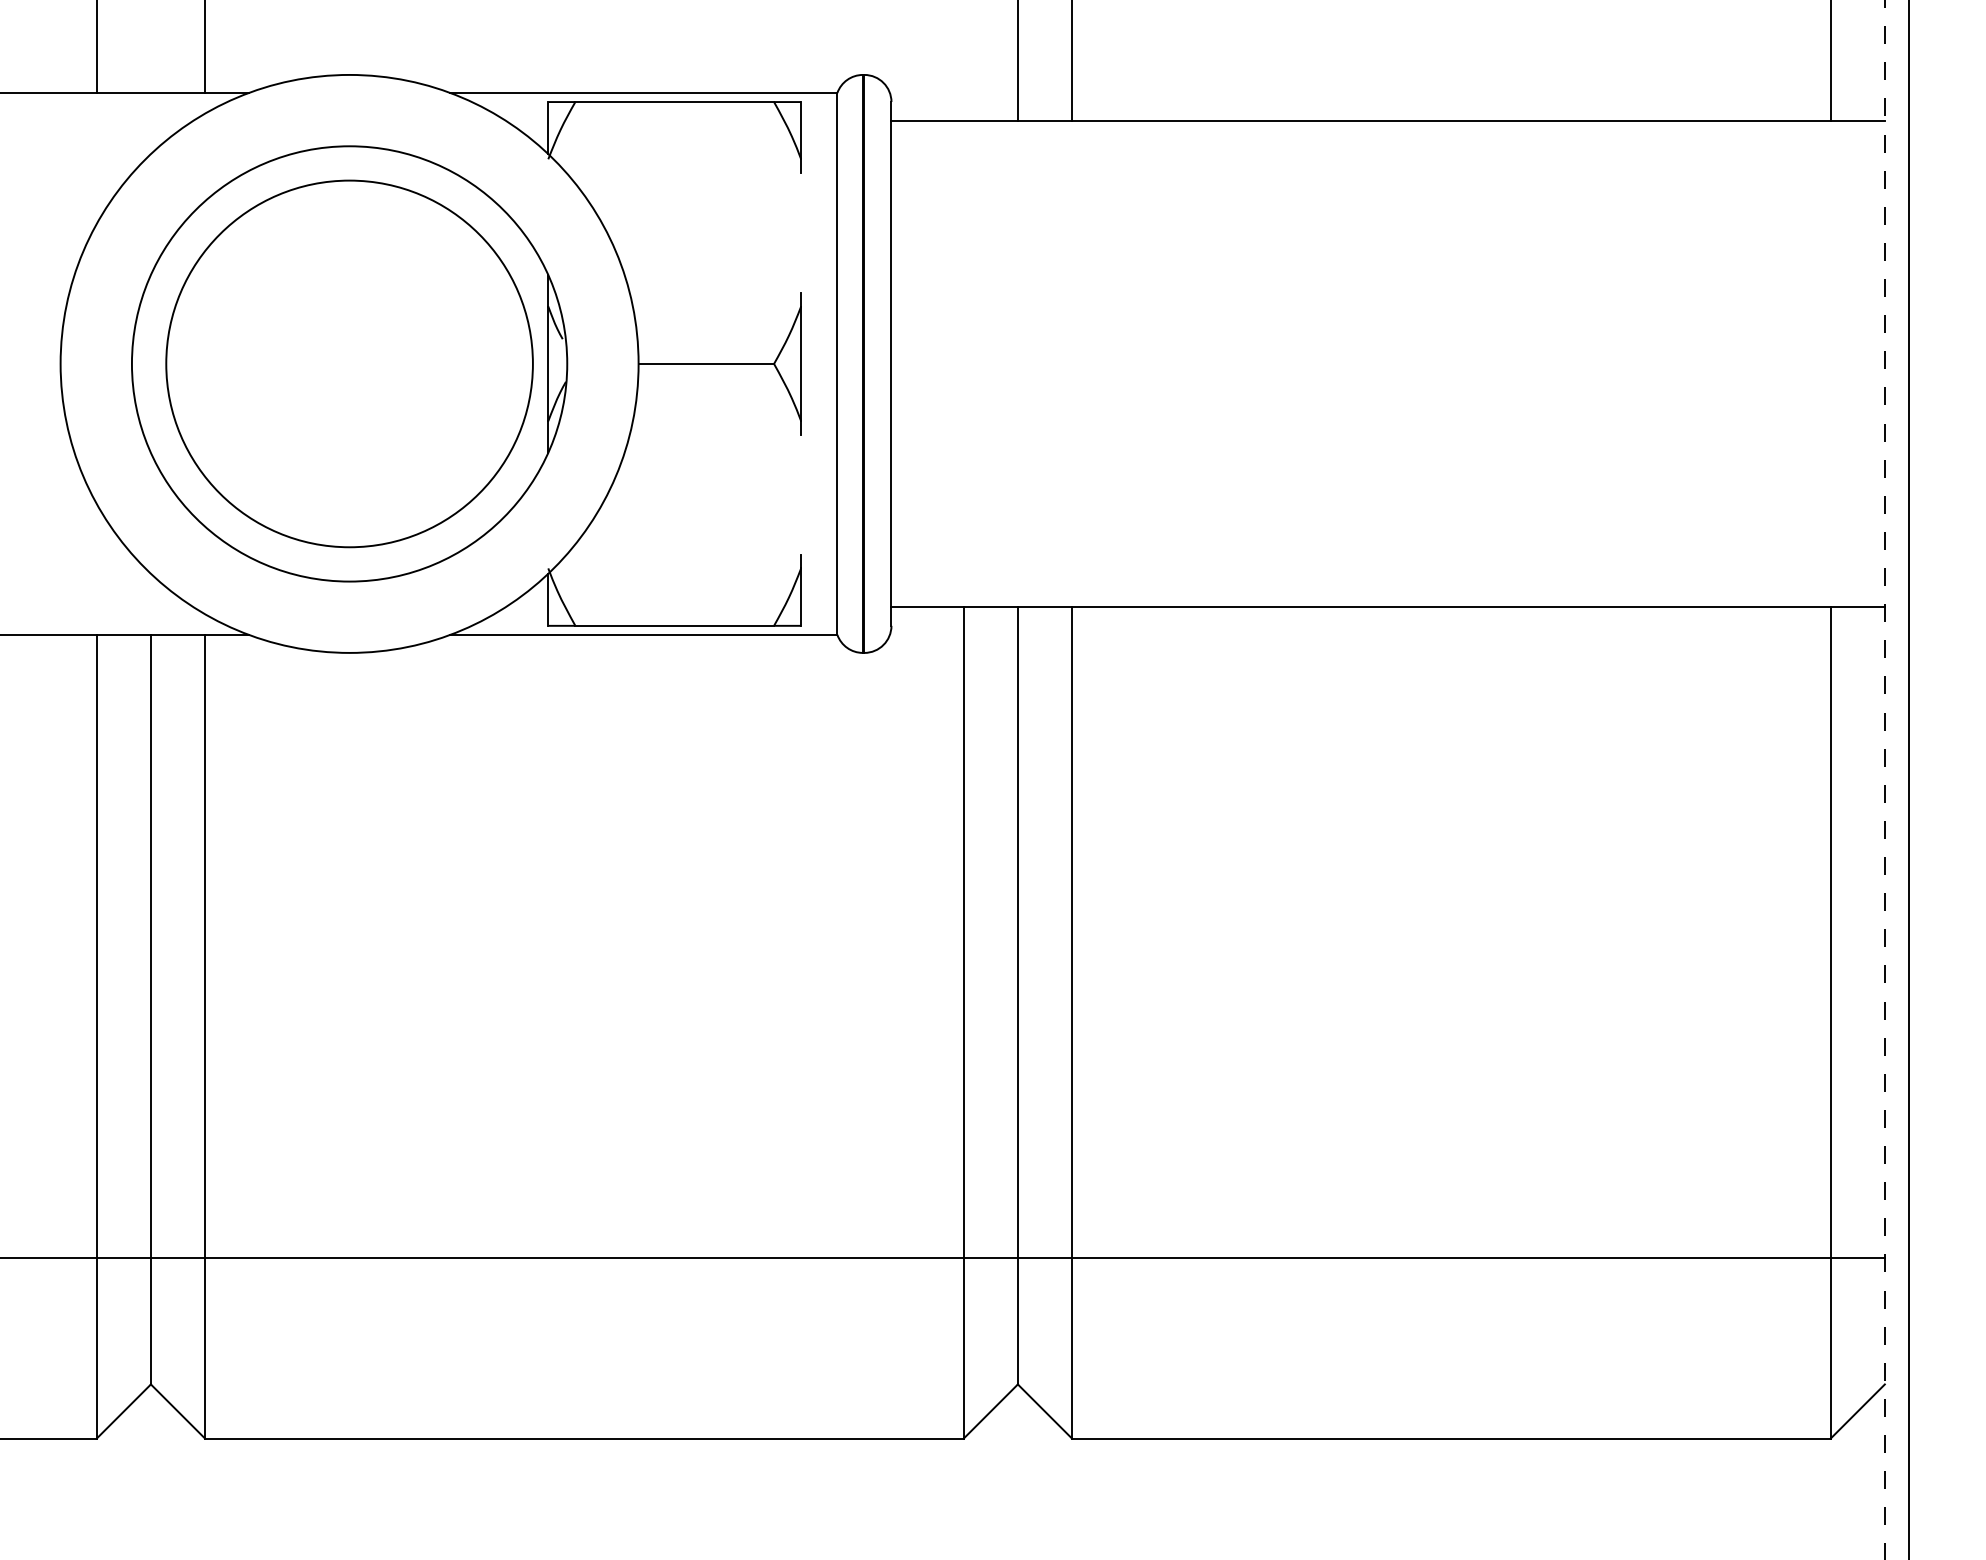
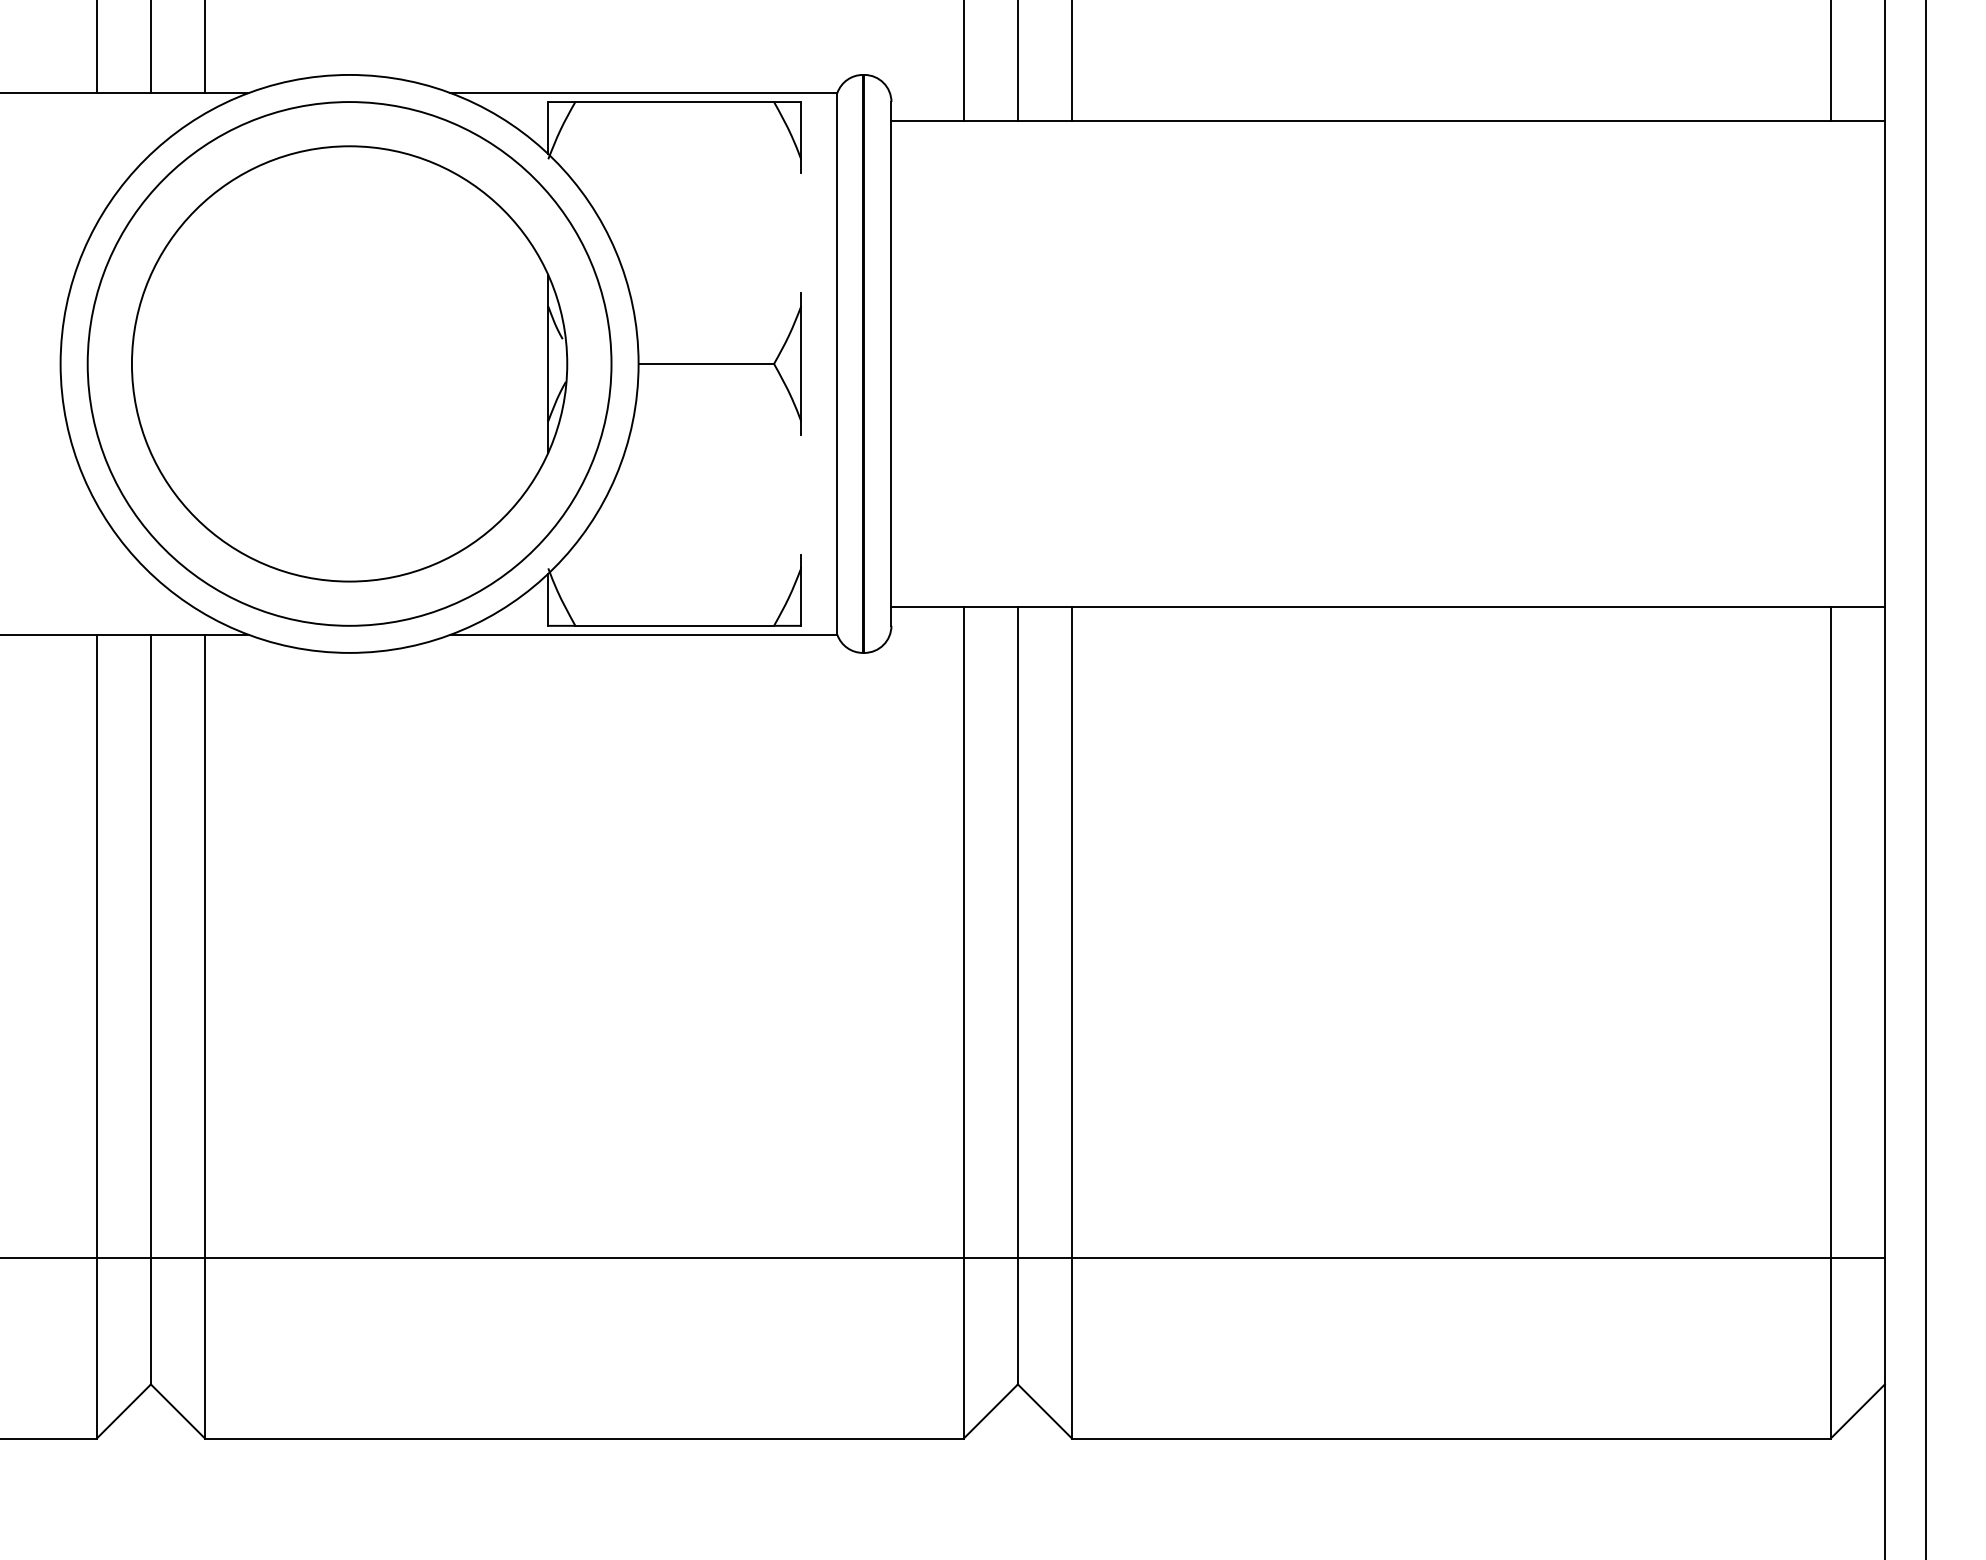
line: none -> present (150, 47)
line: none -> present (963, 61)
circle diameter: 367 px -> 524 px (349, 363)
line position: (1909, 779) -> (1926, 779) (1926, 779)
line: dashed -> solid (1884, 780)
